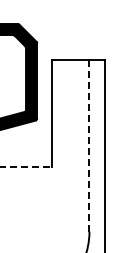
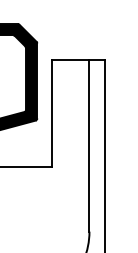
line: dashed -> solid (89, 145)
line: dashed -> solid (26, 167)
